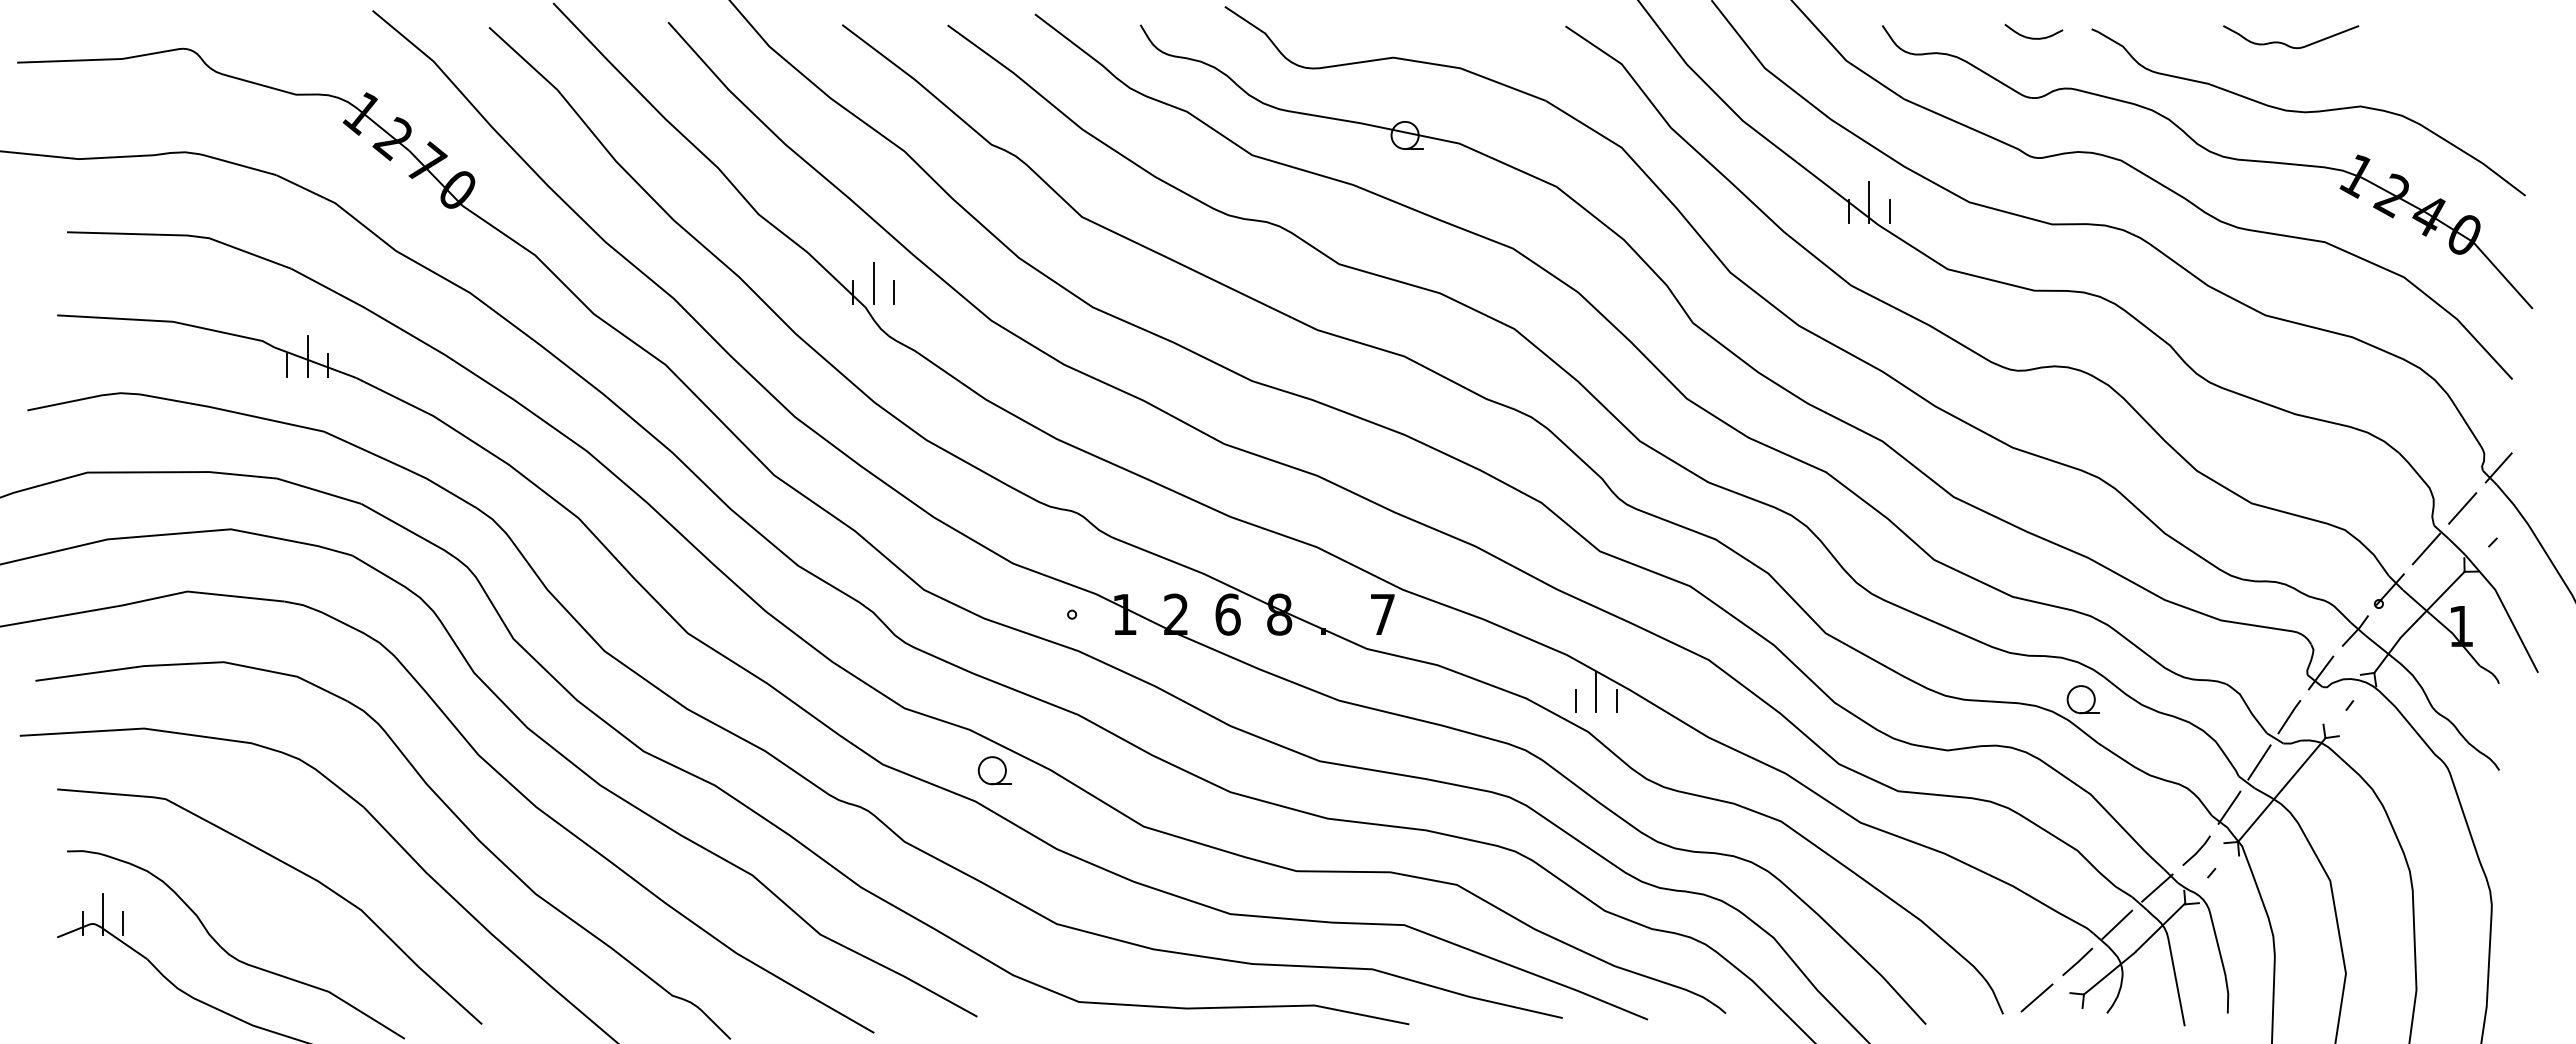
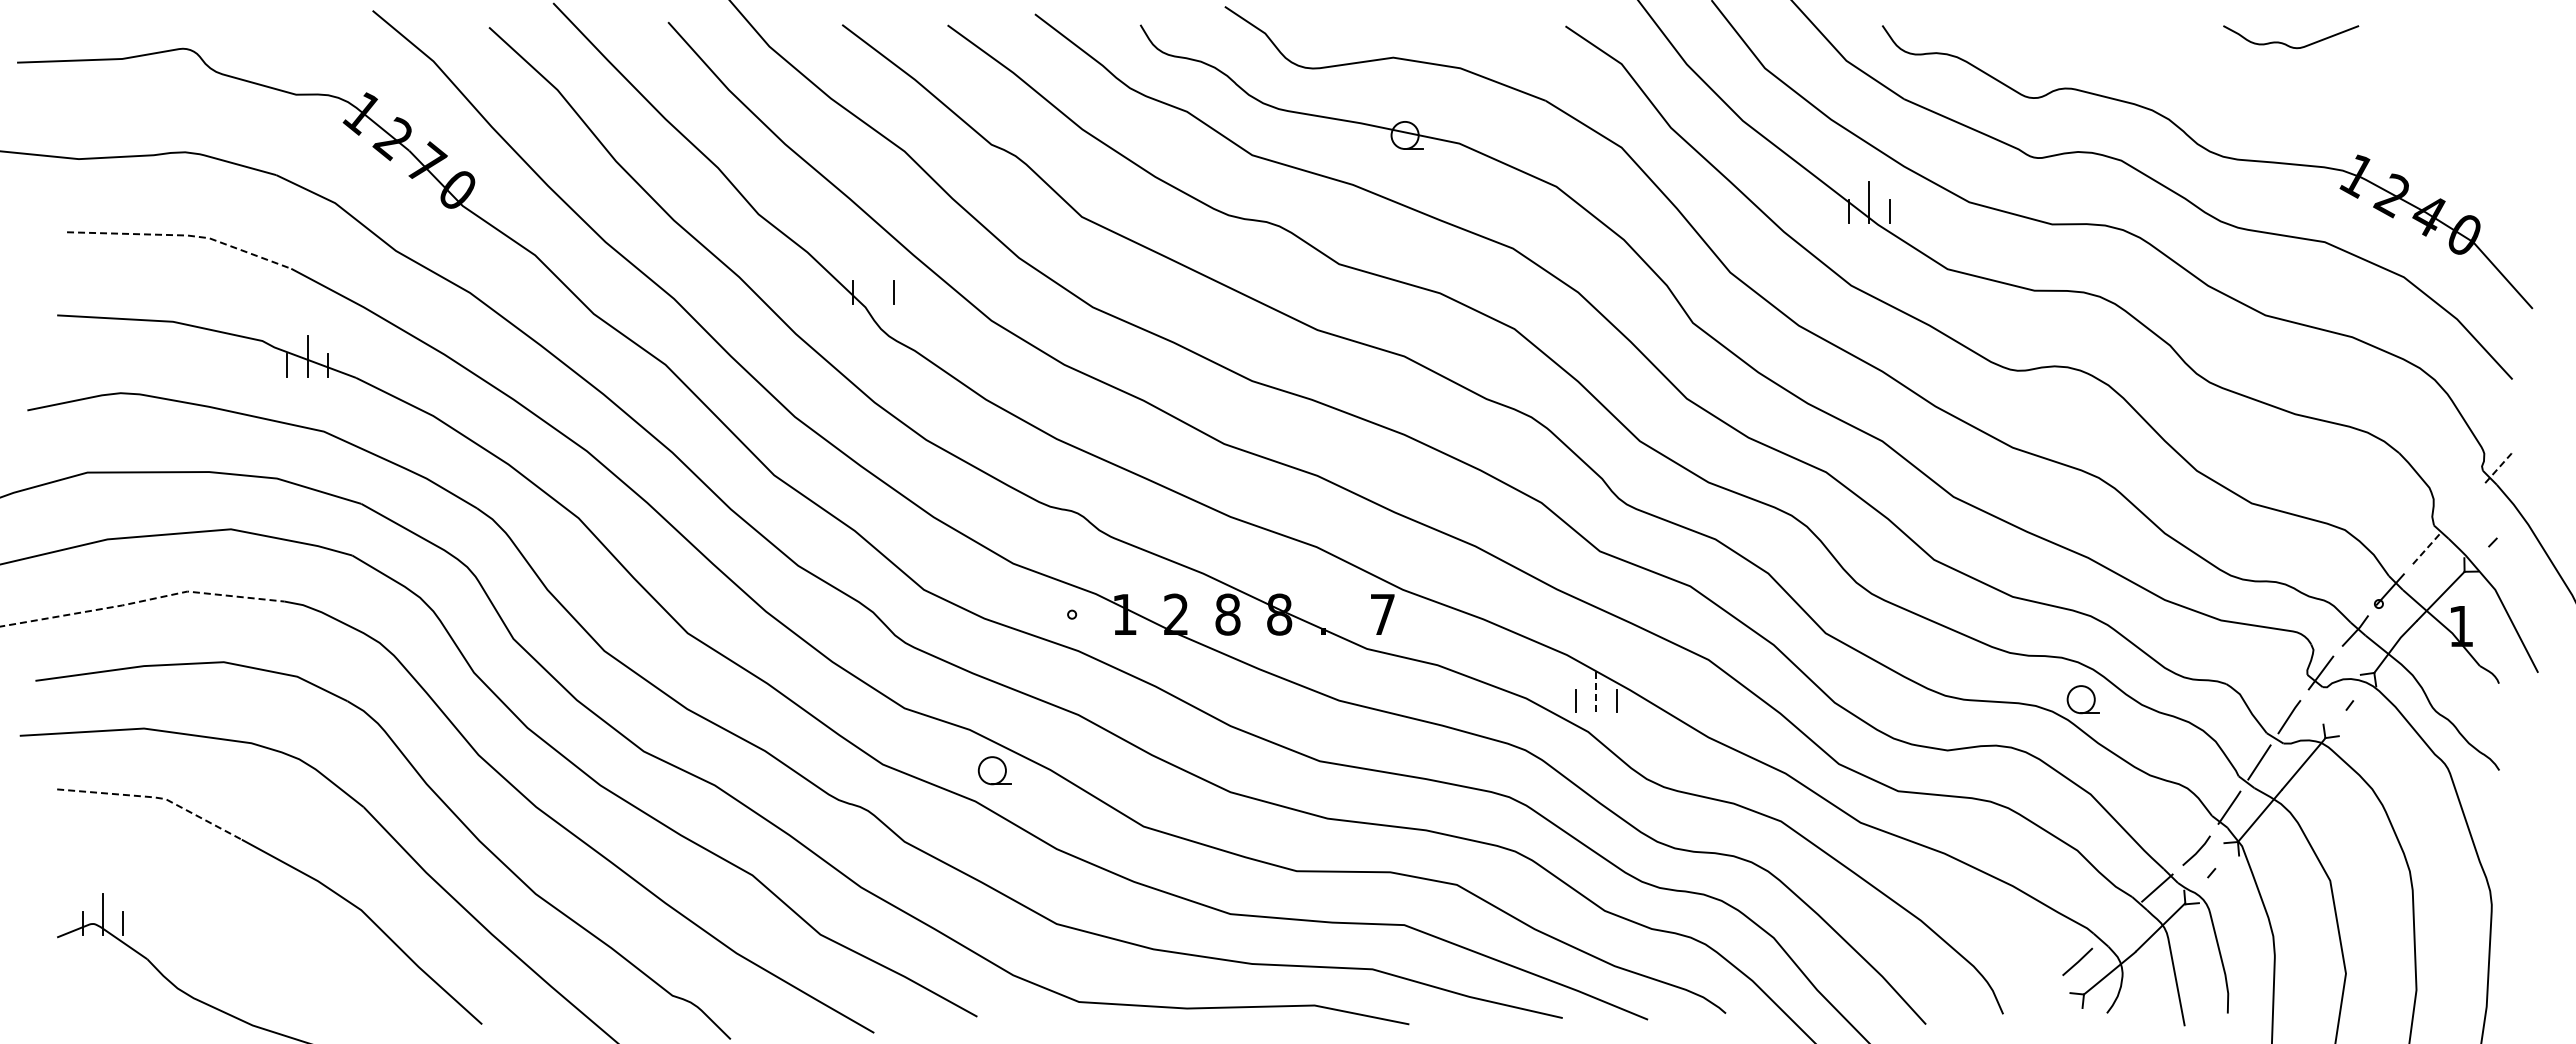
curve: present -> none (2033, 37)
curve: present -> none (2308, 112)
line: solid -> dashed (183, 235)
line: present -> none (873, 283)
line: solid -> dashed (2499, 466)
line: present -> none (2462, 508)
line: solid -> dashed (2426, 548)
line: solid -> dashed (142, 601)
text: 6 -> 8 (1227, 614)
line: solid -> dashed (1596, 691)
line: solid -> dashed (154, 797)
line: present -> none (2117, 924)
part: present -> none (227, 951)
line: present -> none (2036, 997)
